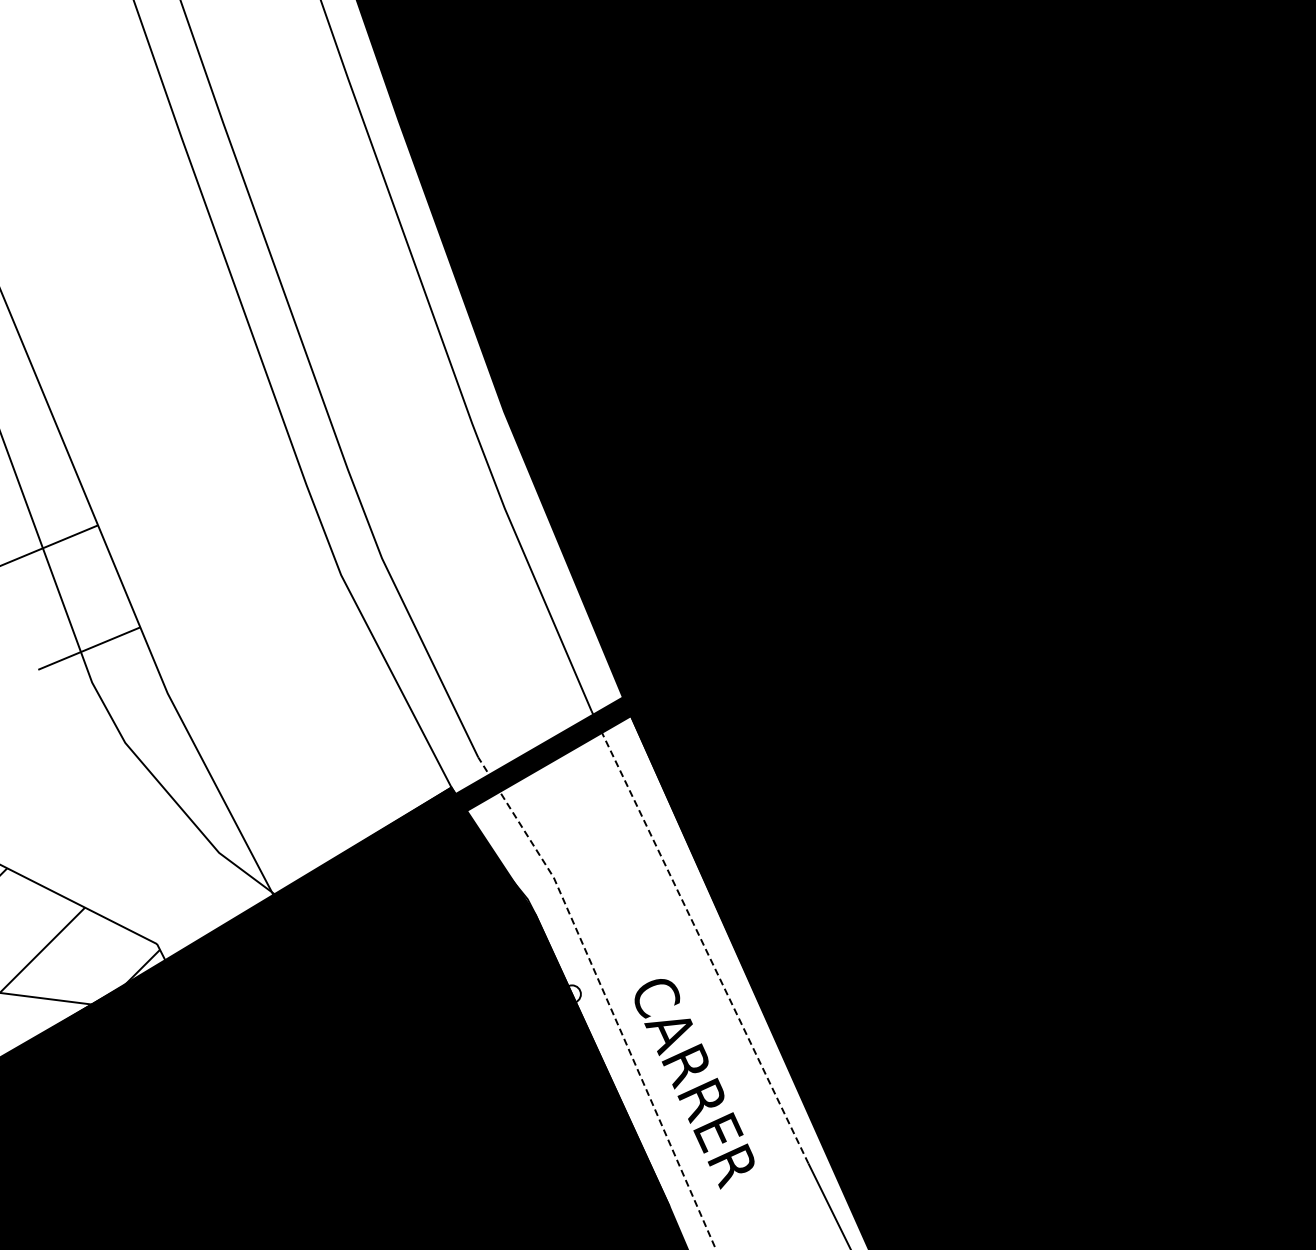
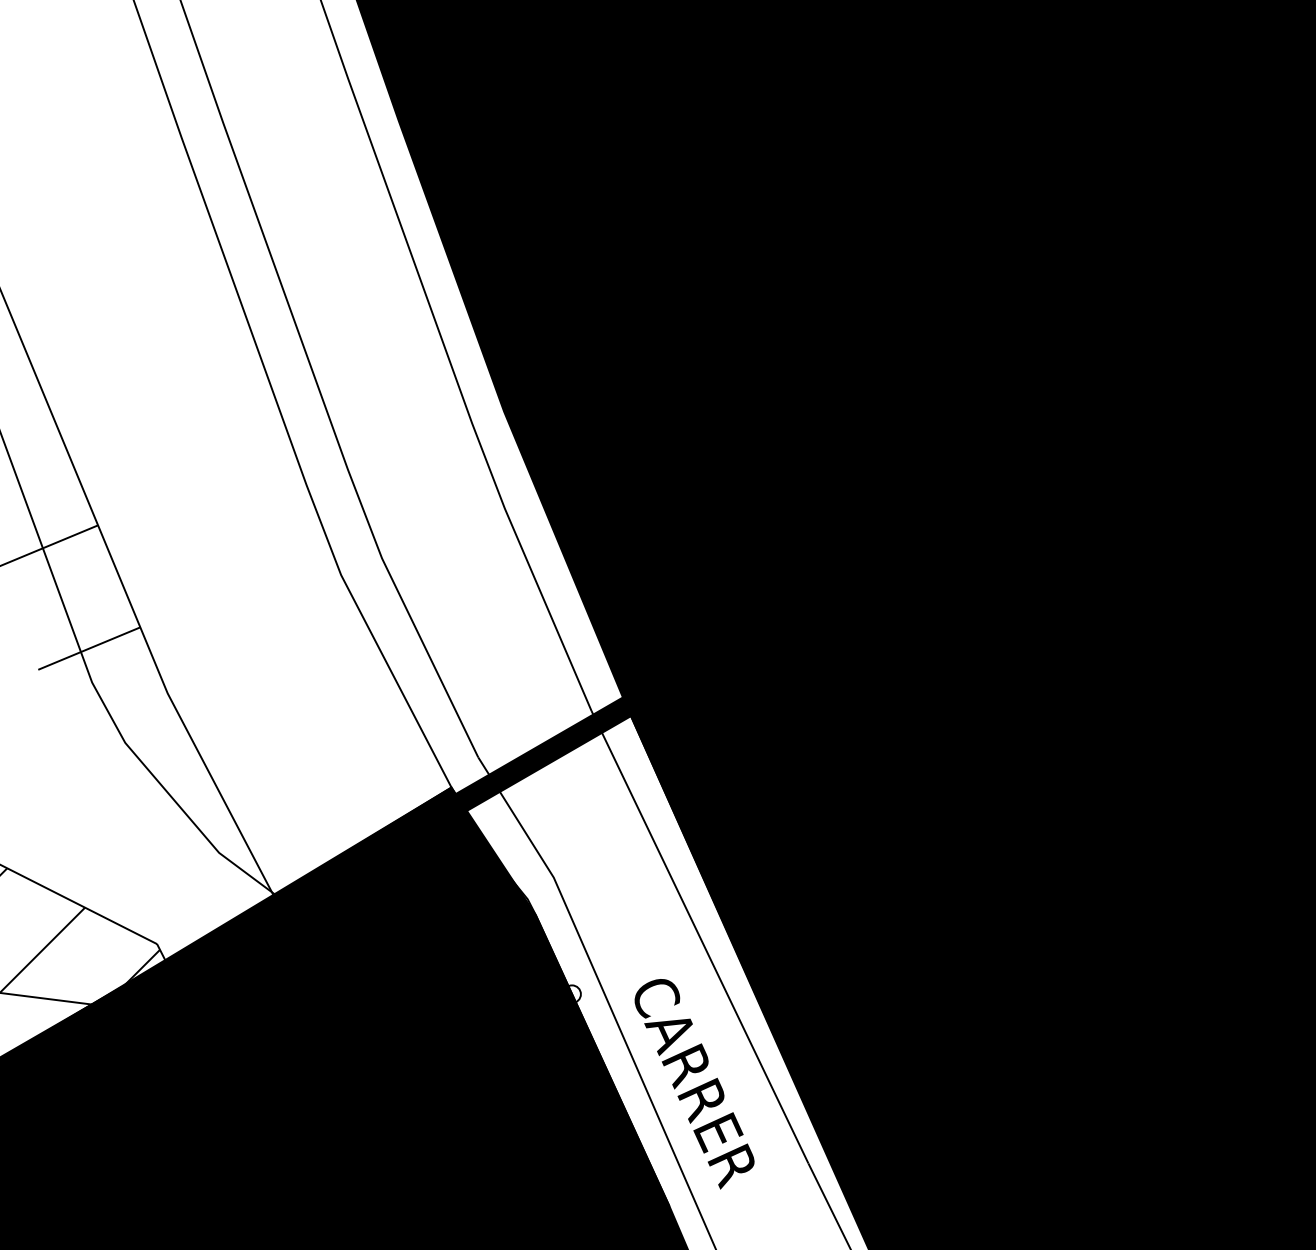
line: dashed -> solid (699, 937)
line: dashed -> solid (606, 997)
